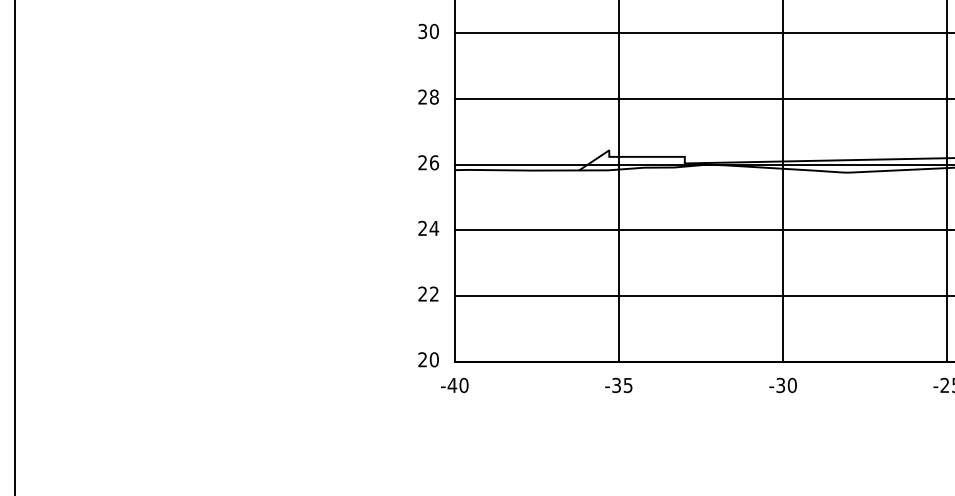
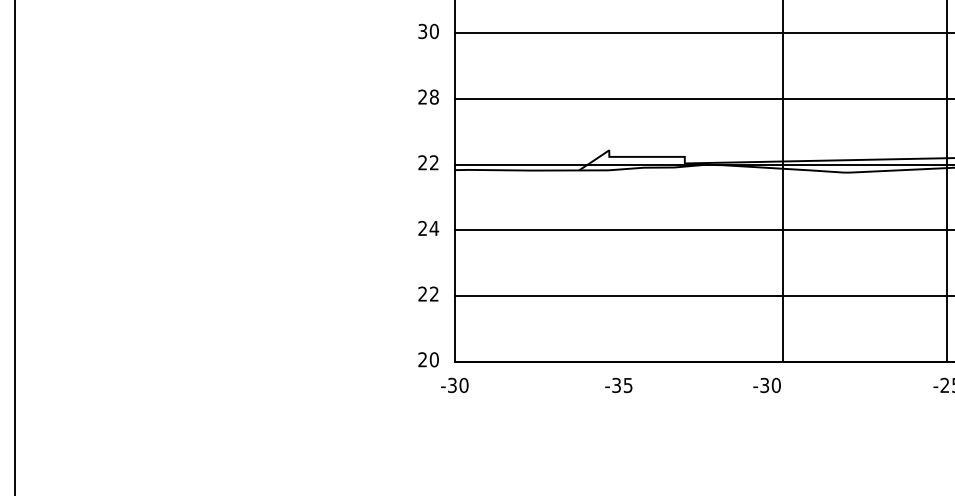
text: 26 -> 22 (434, 162)
line: present -> none (619, 181)
text position: (782, 384) -> (766, 384) (766, 384)
text: -40 -> -30 (452, 385)
